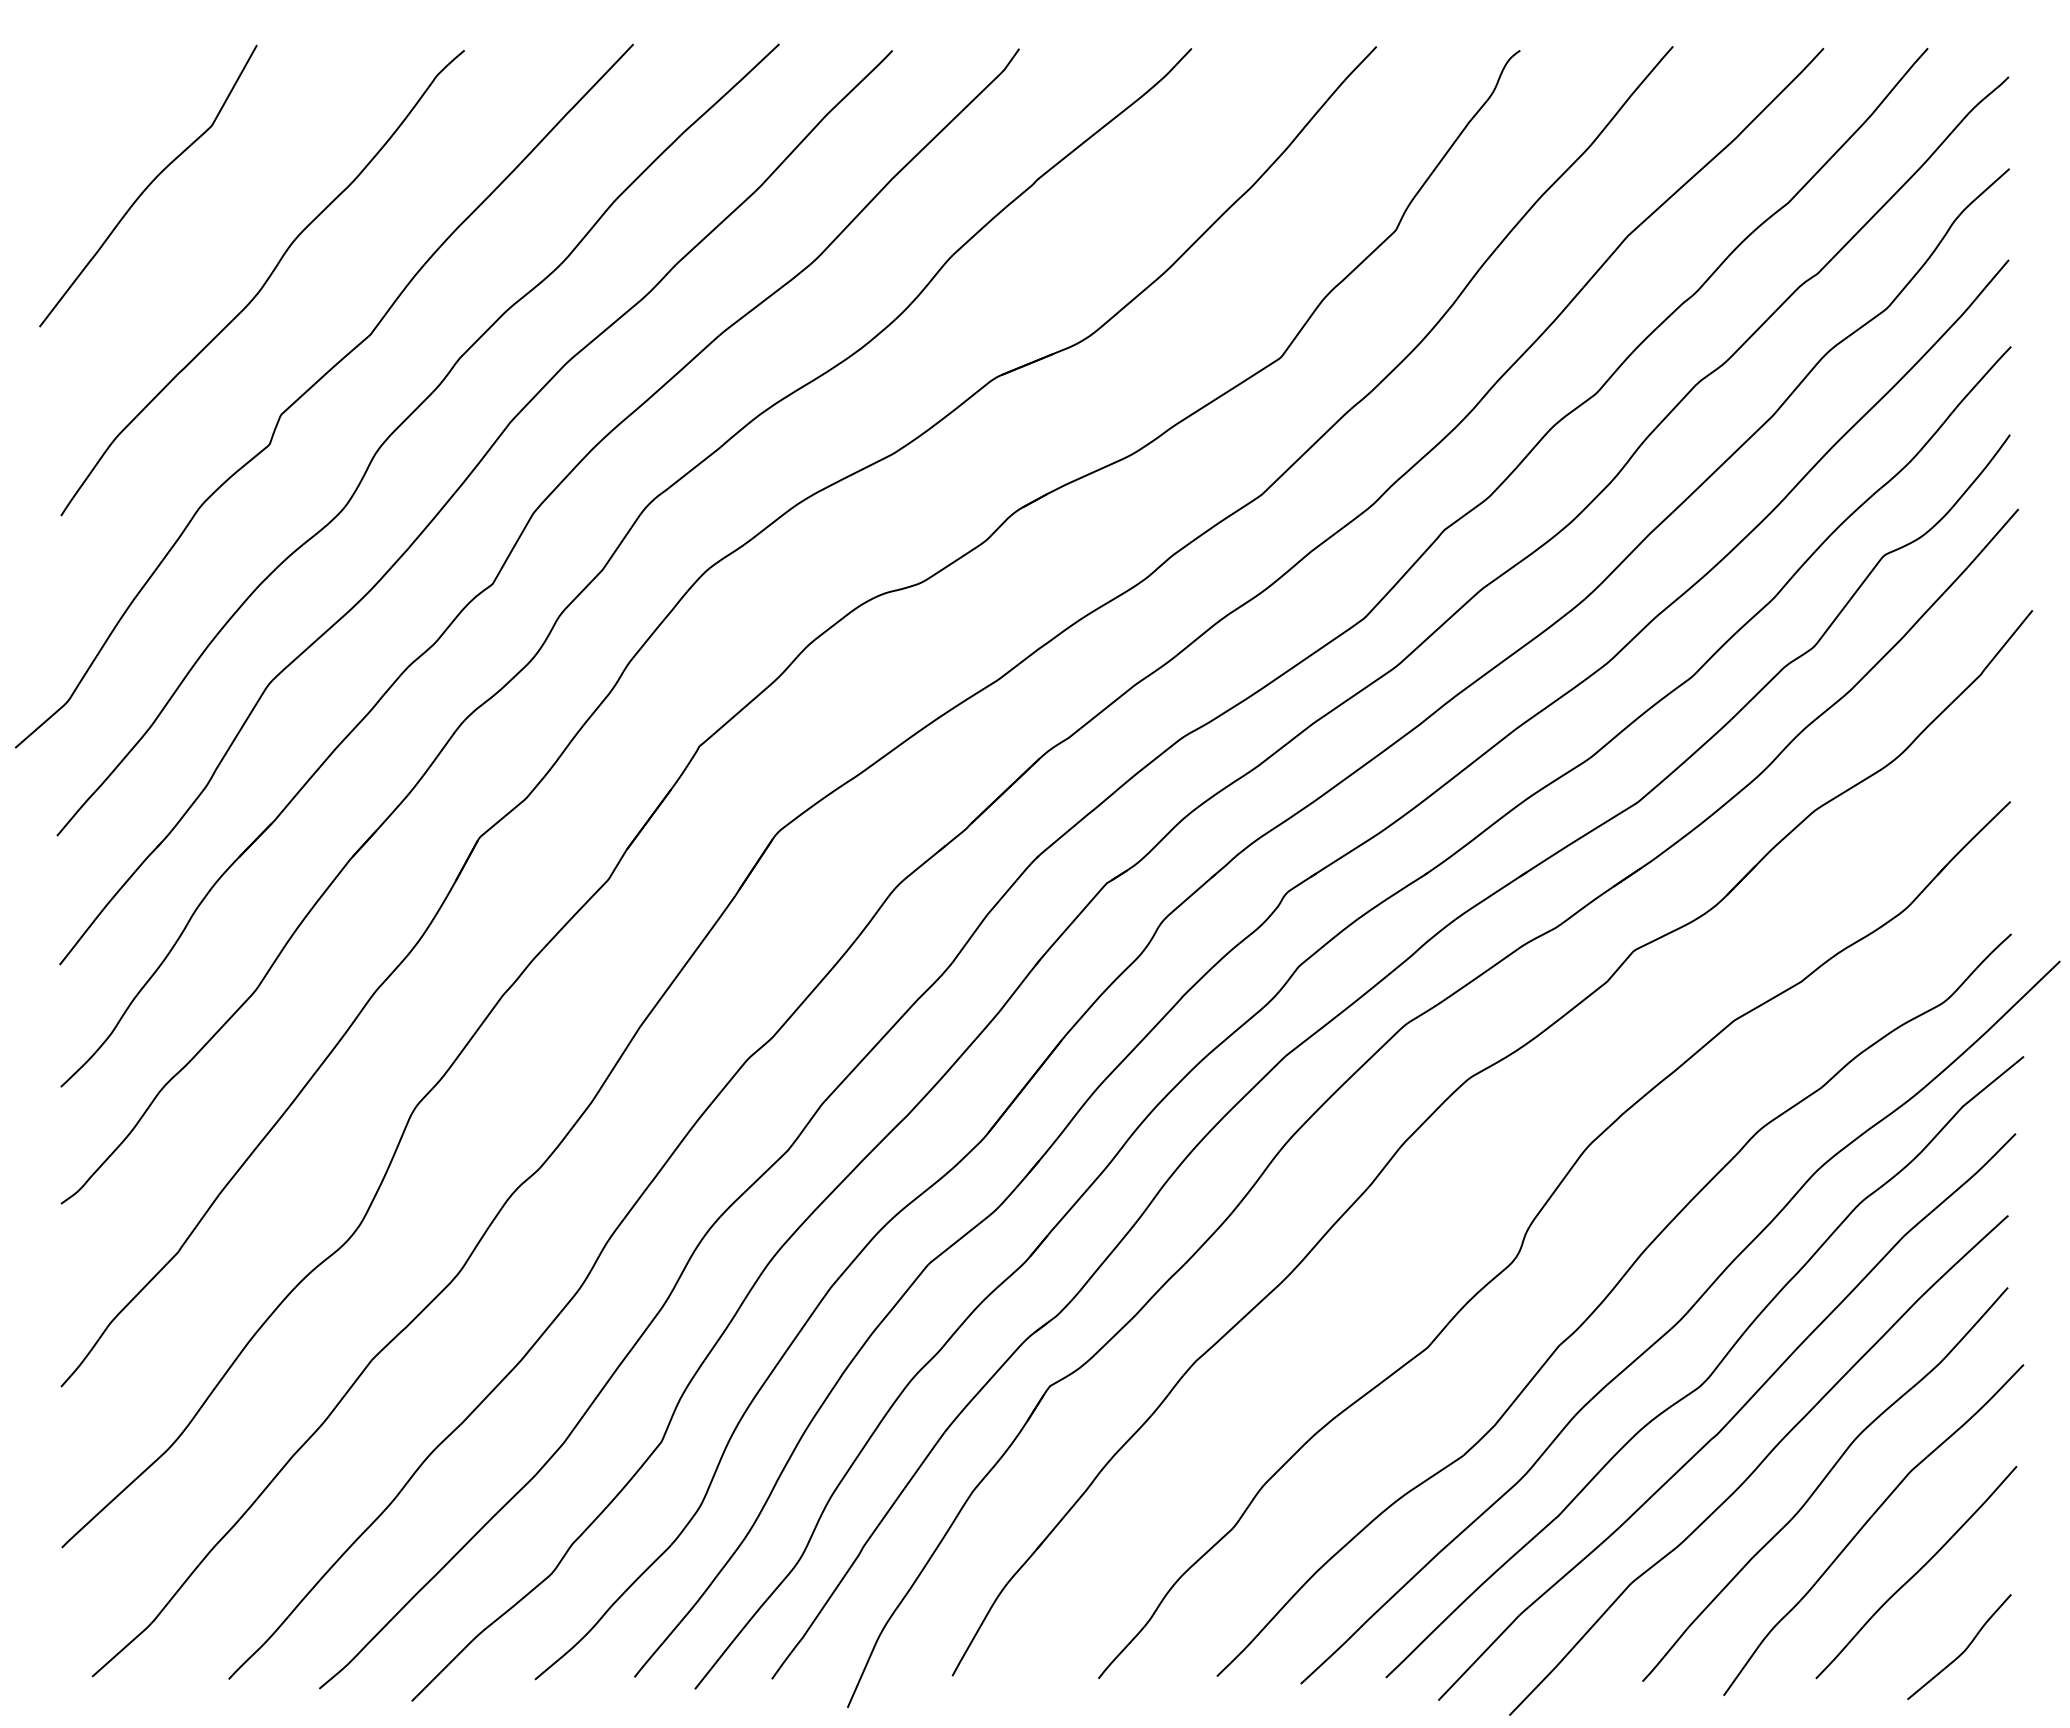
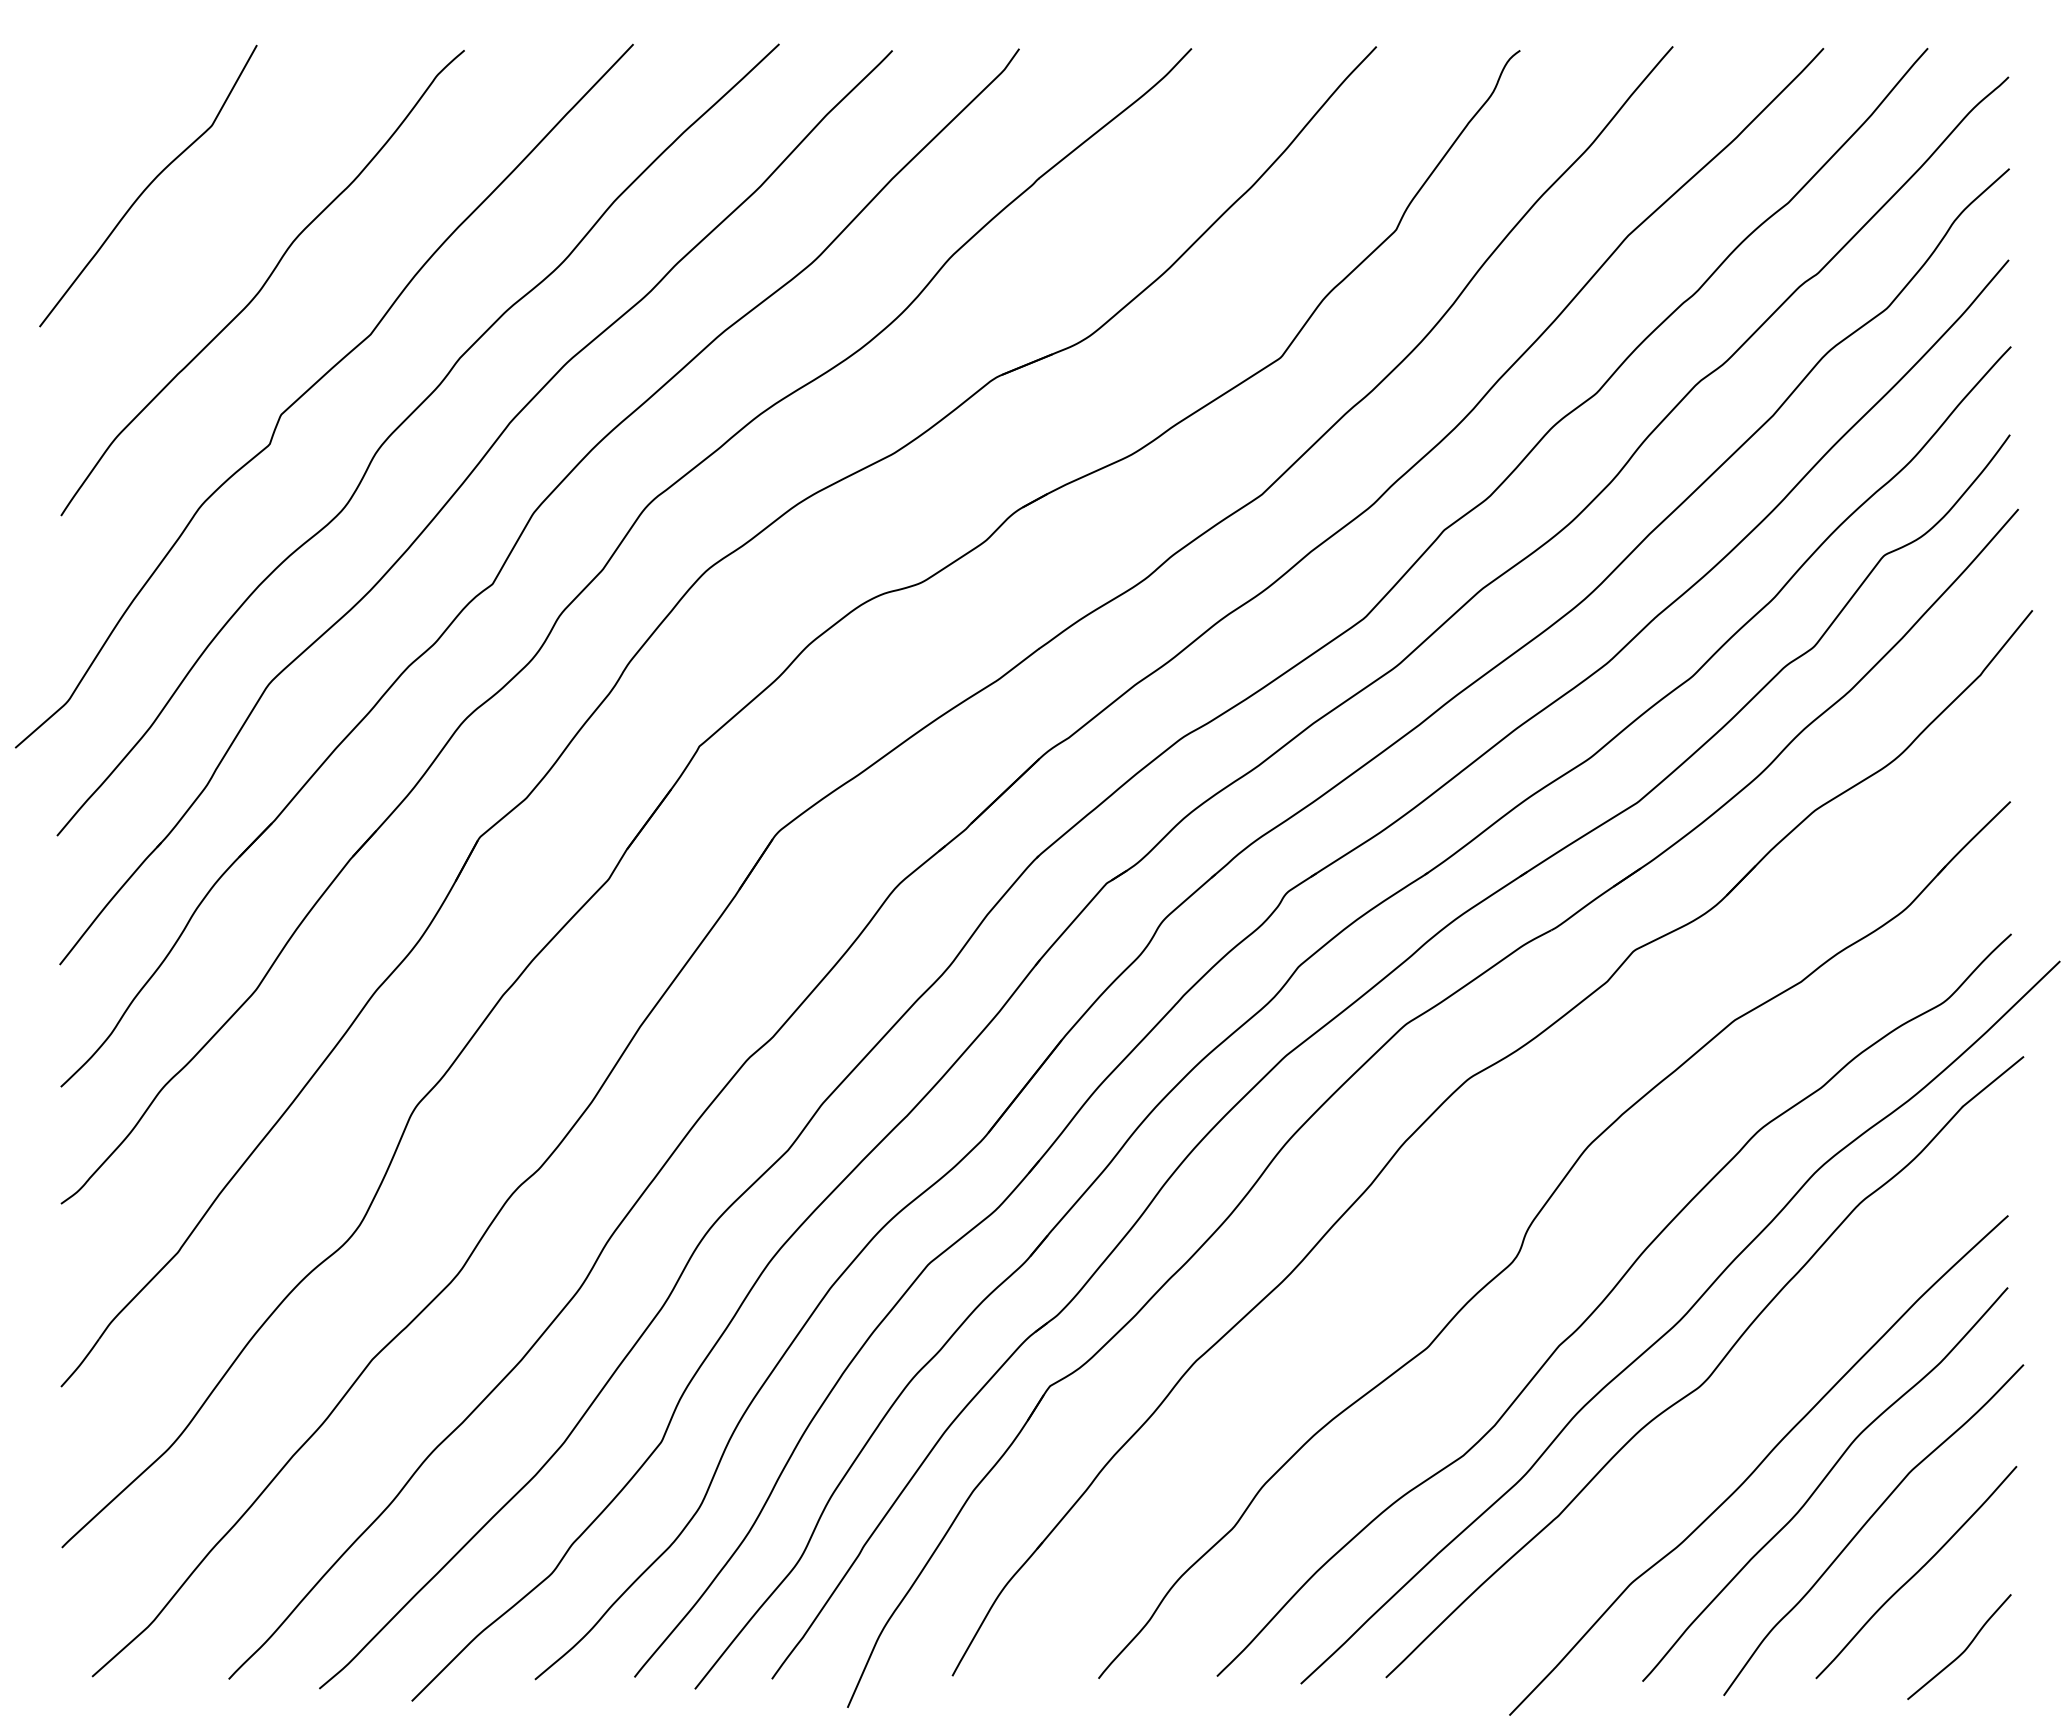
curve: present -> none (1730, 1418)
